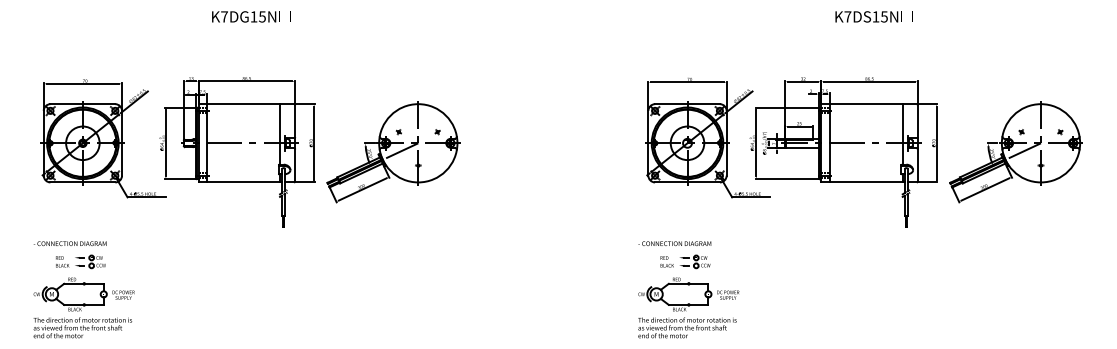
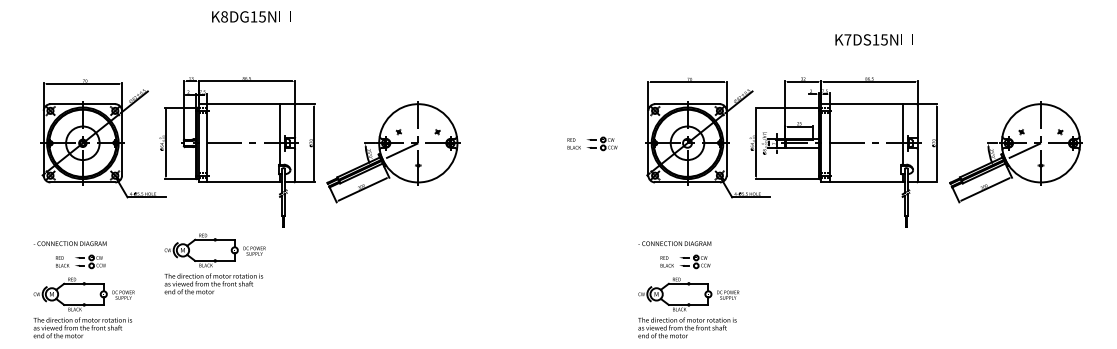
text: K7DG15N -> K8DG15N (224, 16)
text position: (873, 16) -> (873, 39) (873, 39)
part: none -> present (592, 143)
part: none -> present (214, 263)
